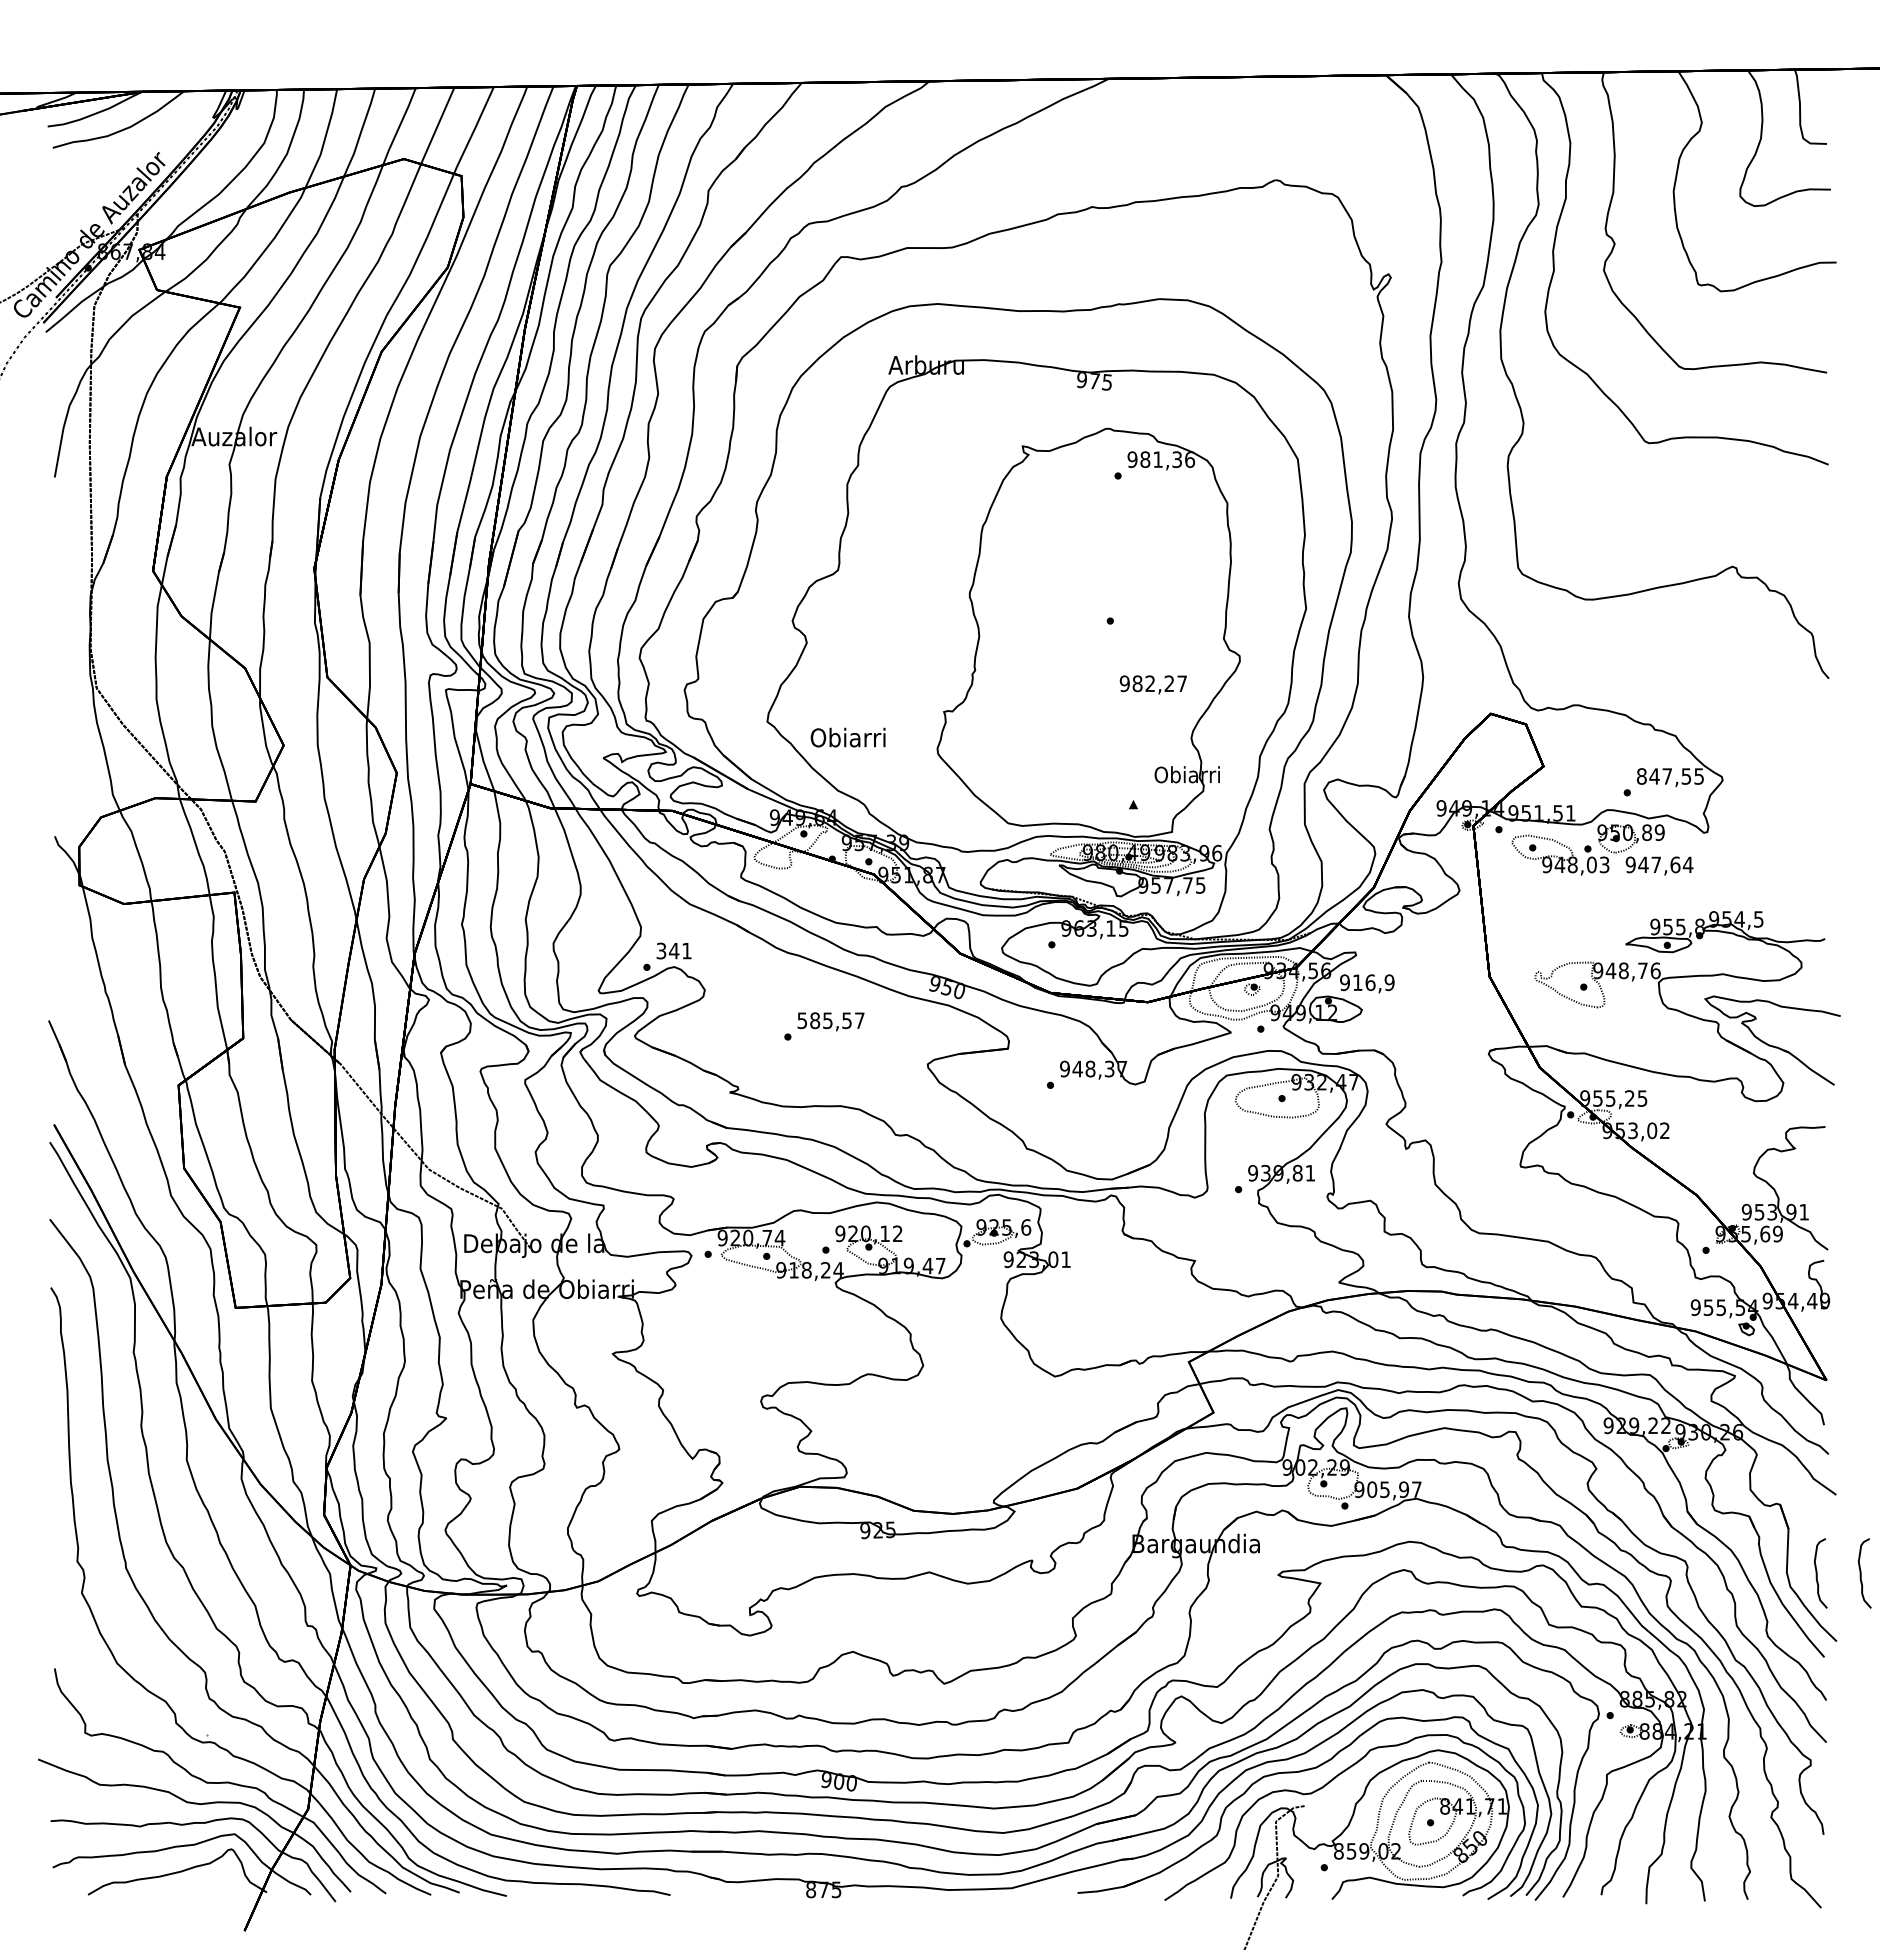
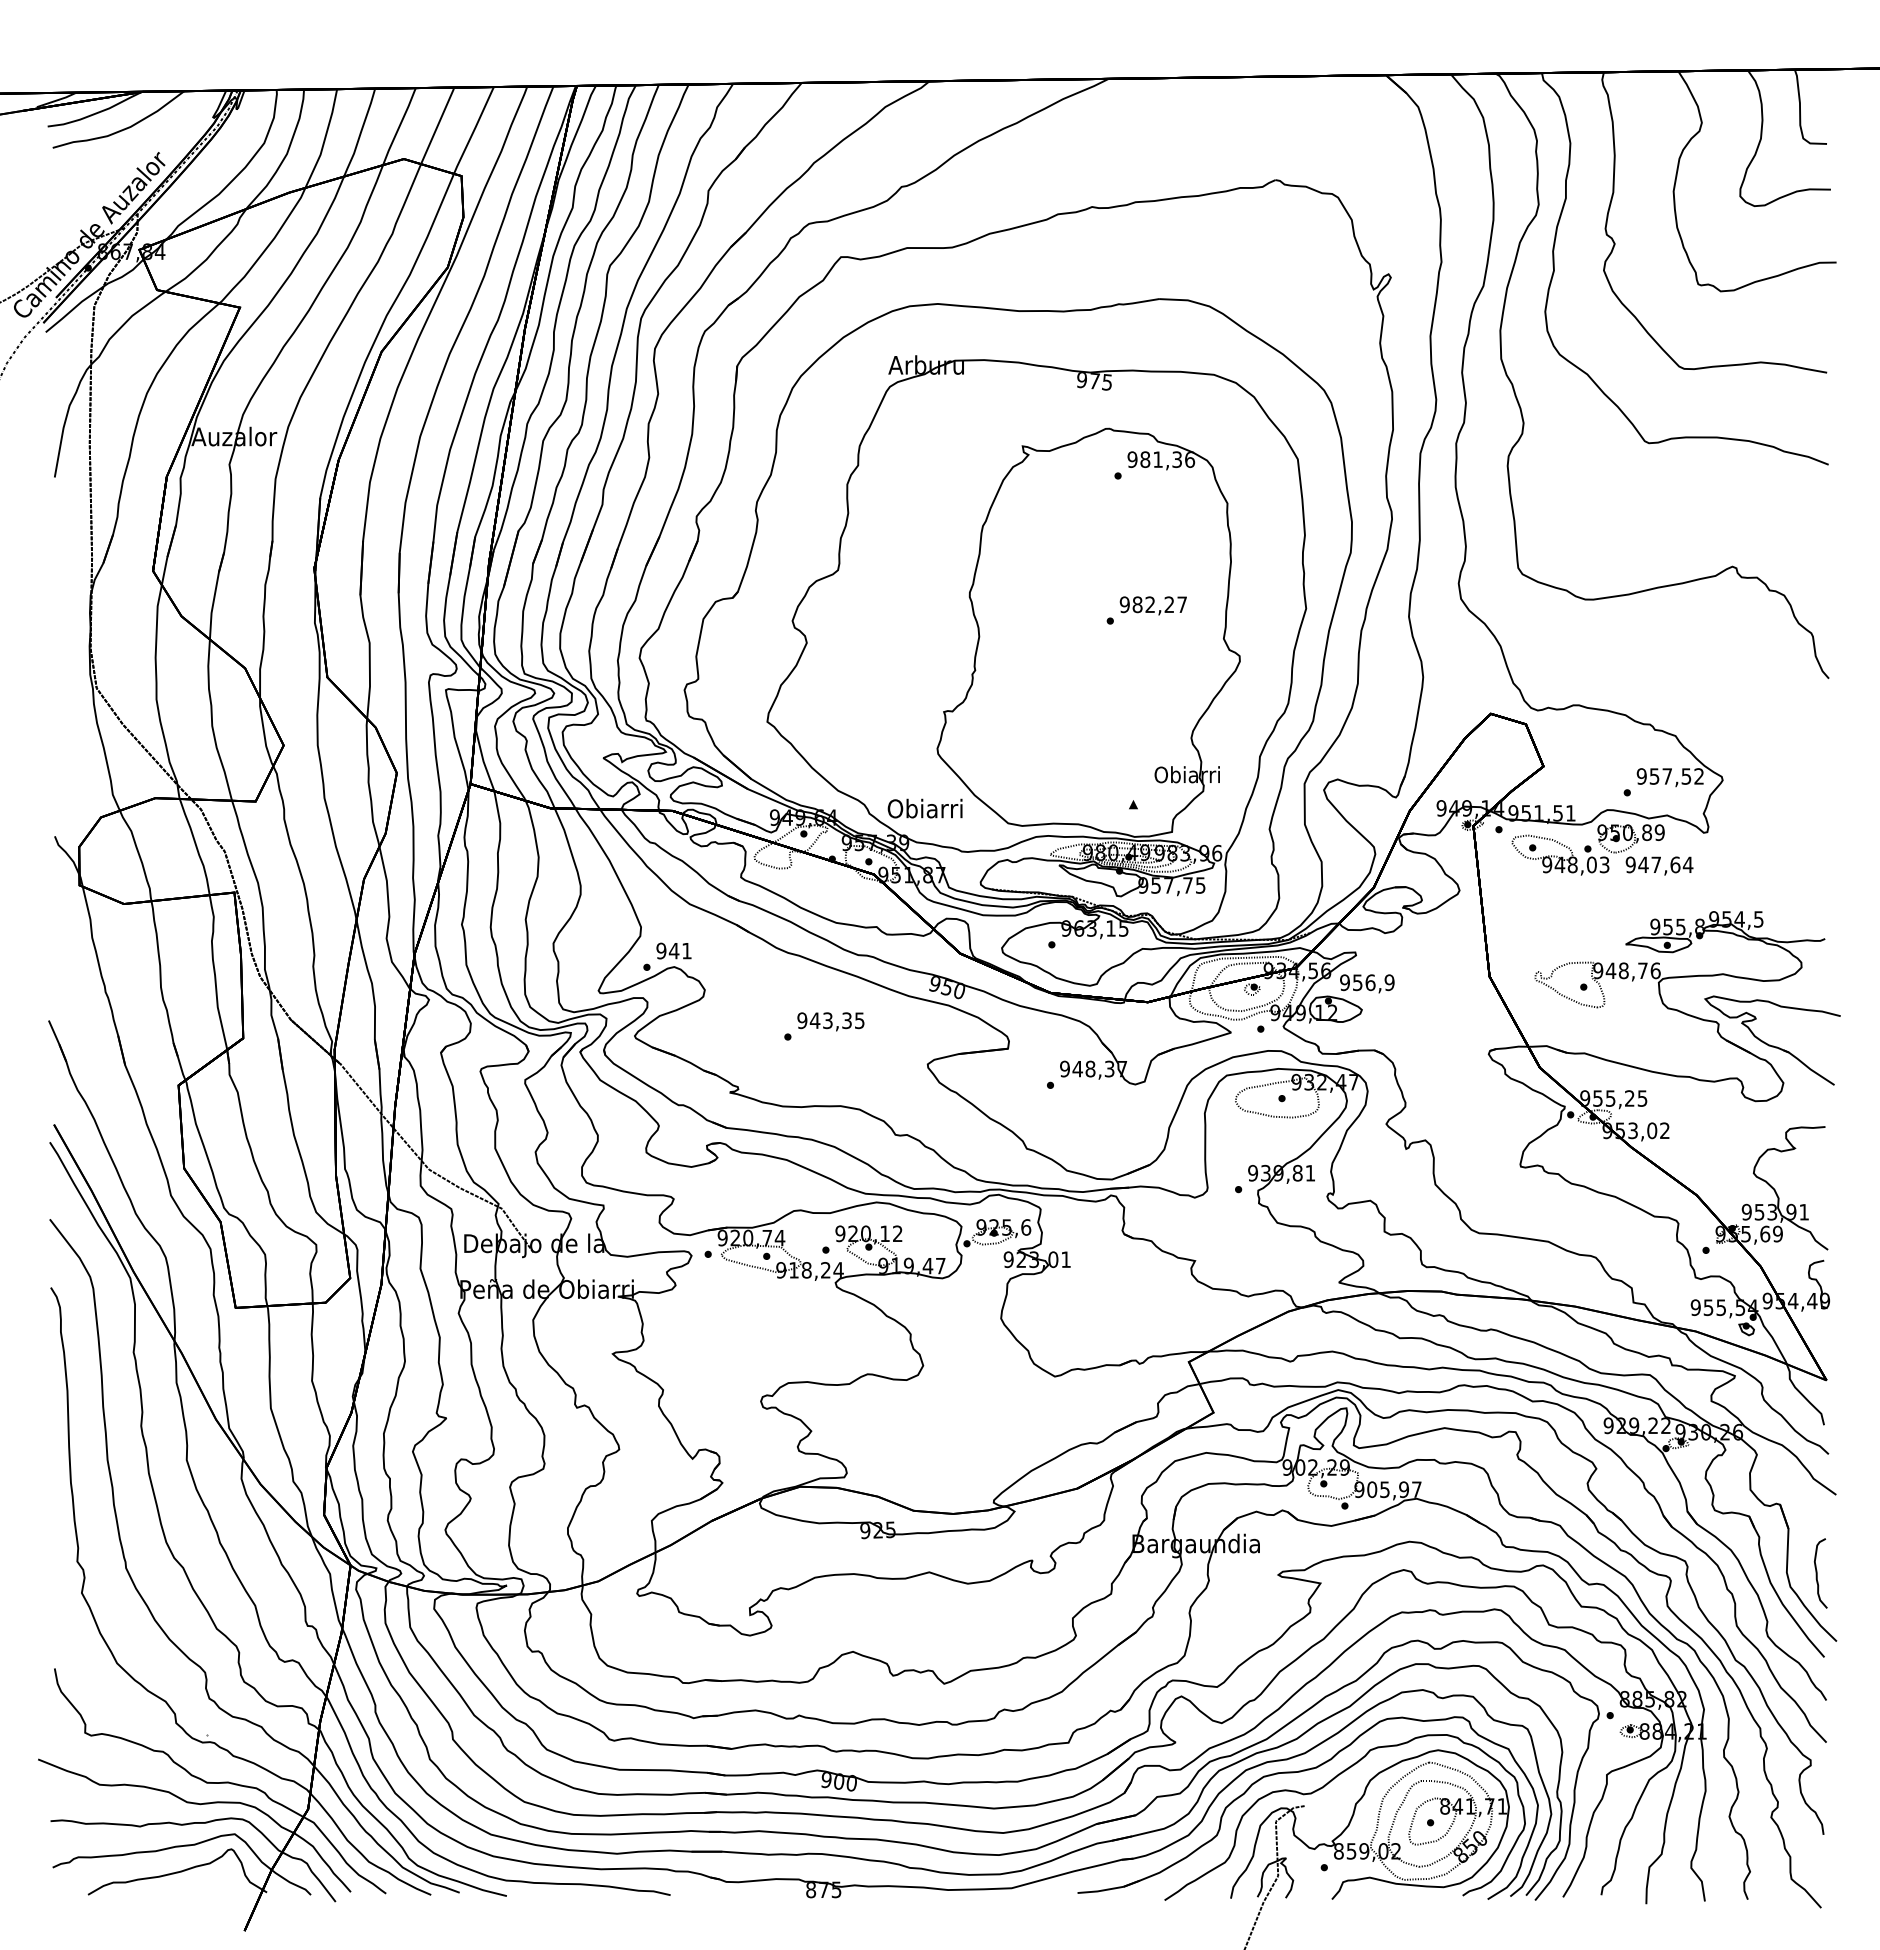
text position: (1152, 684) -> (1152, 605) (1152, 605)
text position: (847, 737) -> (924, 808) (924, 808)
text: 847,55 -> 957,52 (1669, 776)
text: 341 -> 941 (661, 950)
text: 916,9 -> 956,9 (1357, 982)
text: 585,57 -> 943,35 (830, 1020)
curve: present -> none (1861, 1573)
